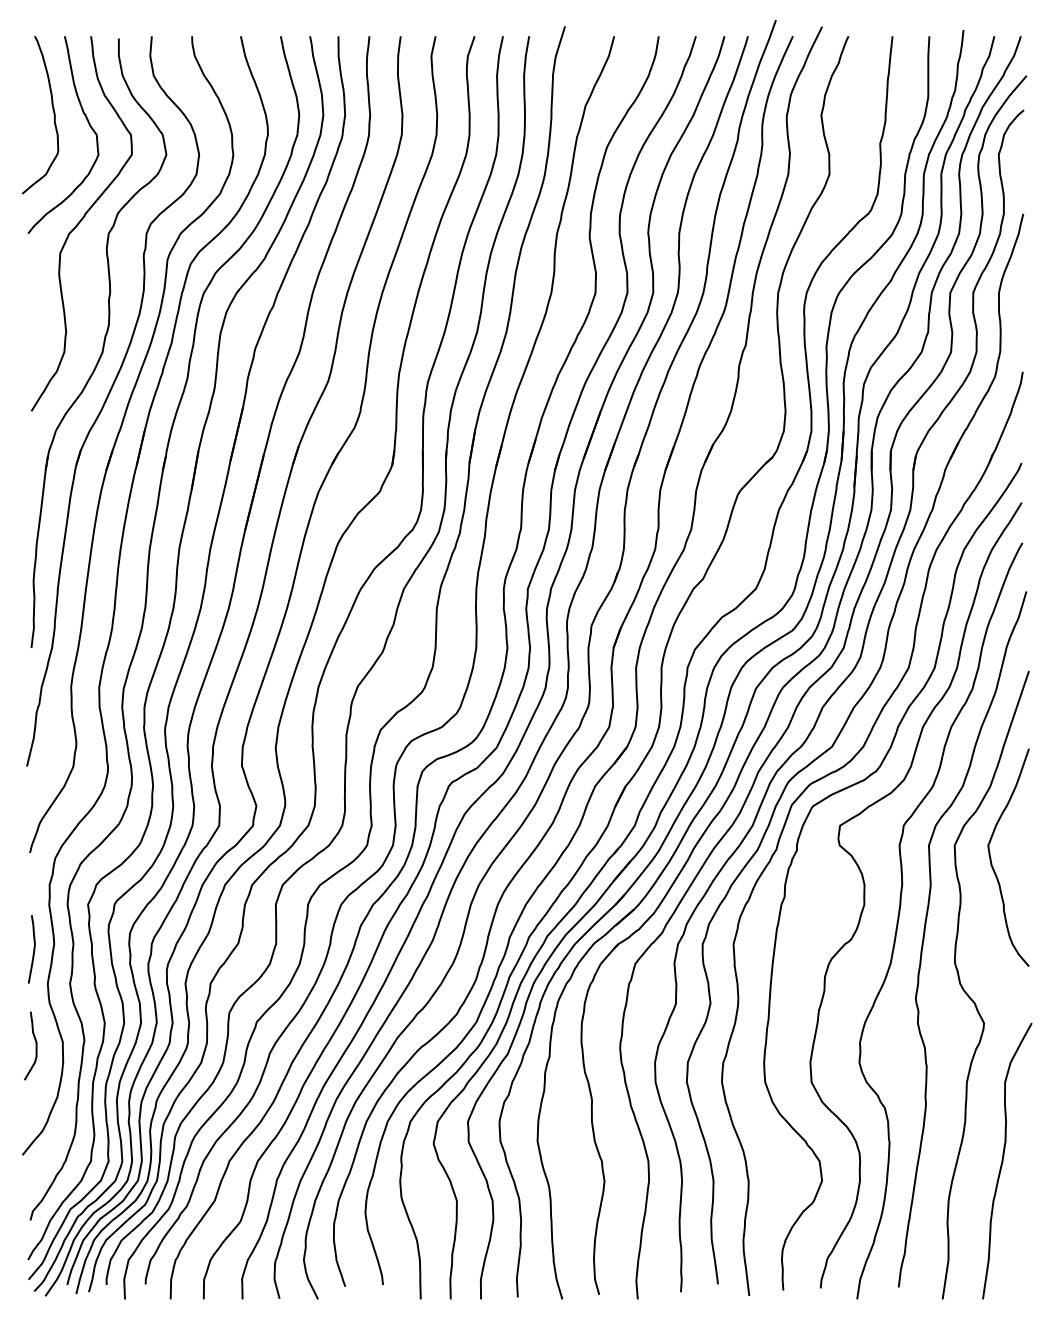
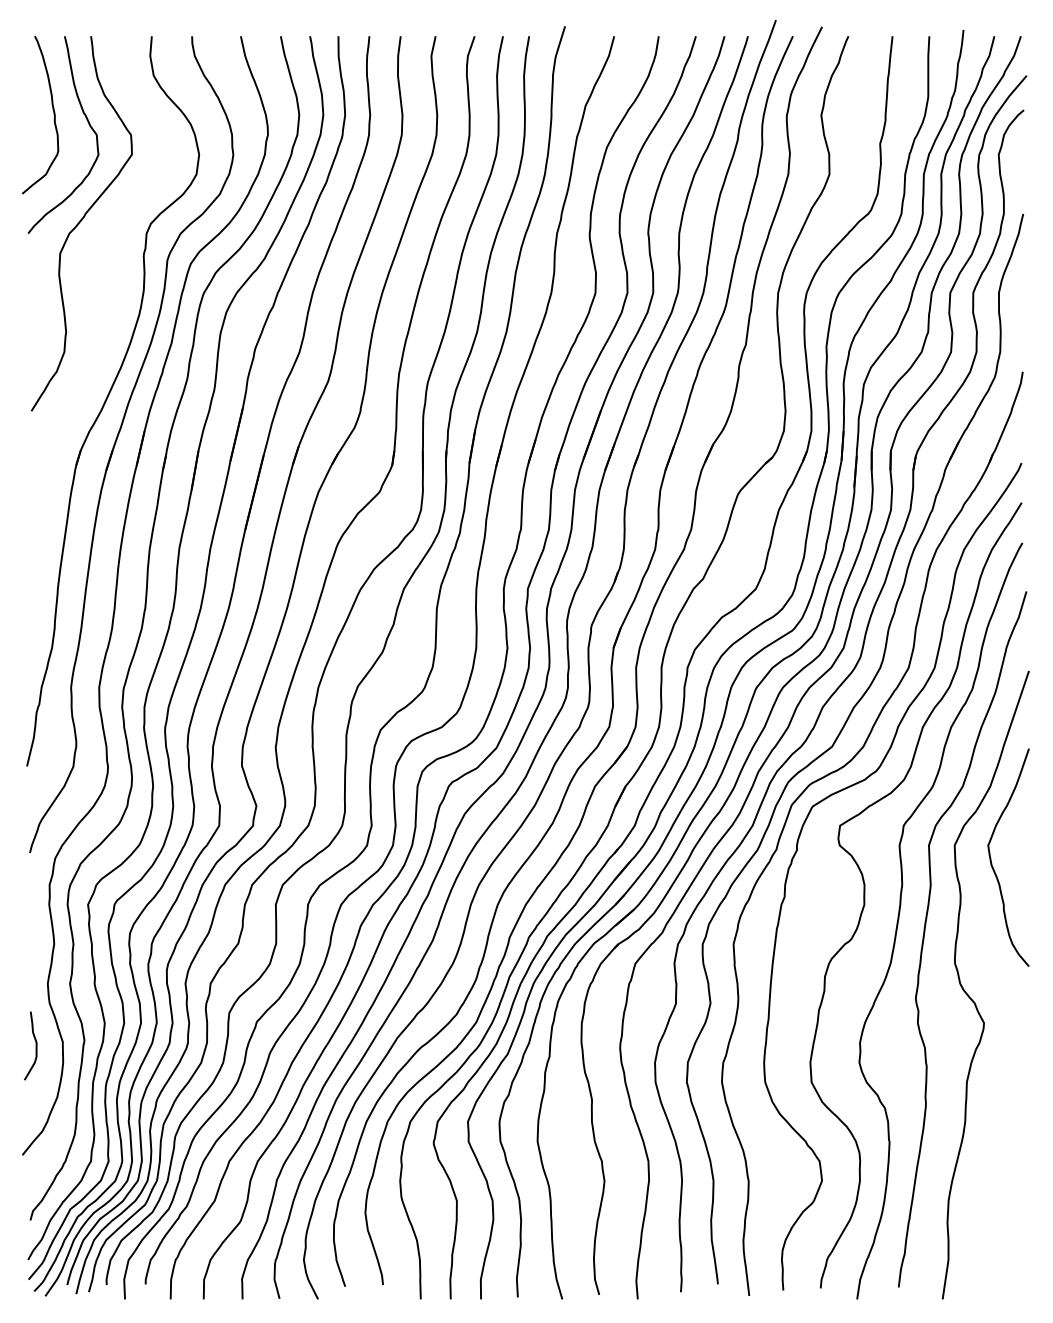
part: present -> none (98, 342)
curve: present -> none (33, 949)
curve: present -> none (1003, 1160)
